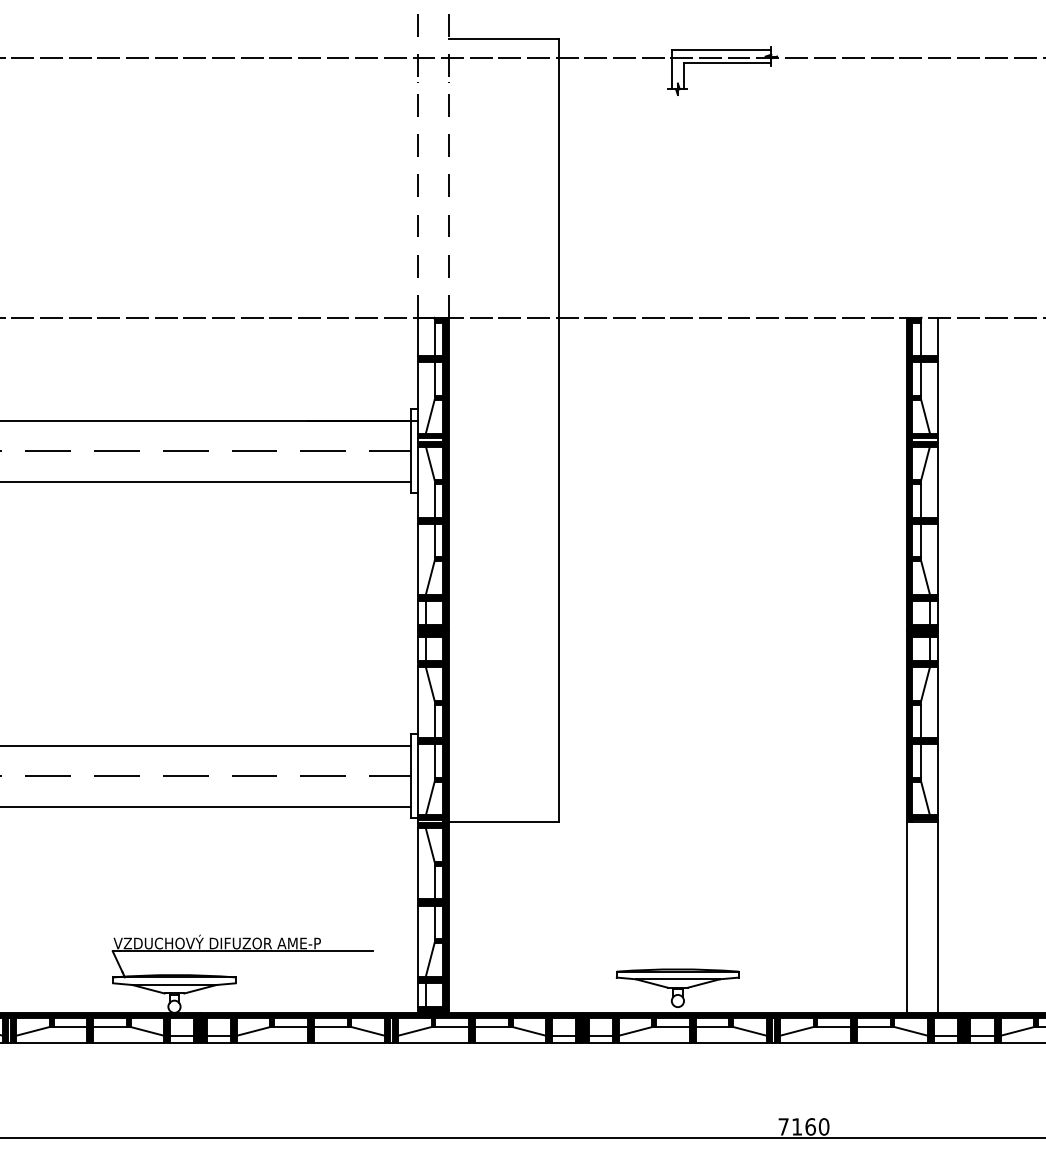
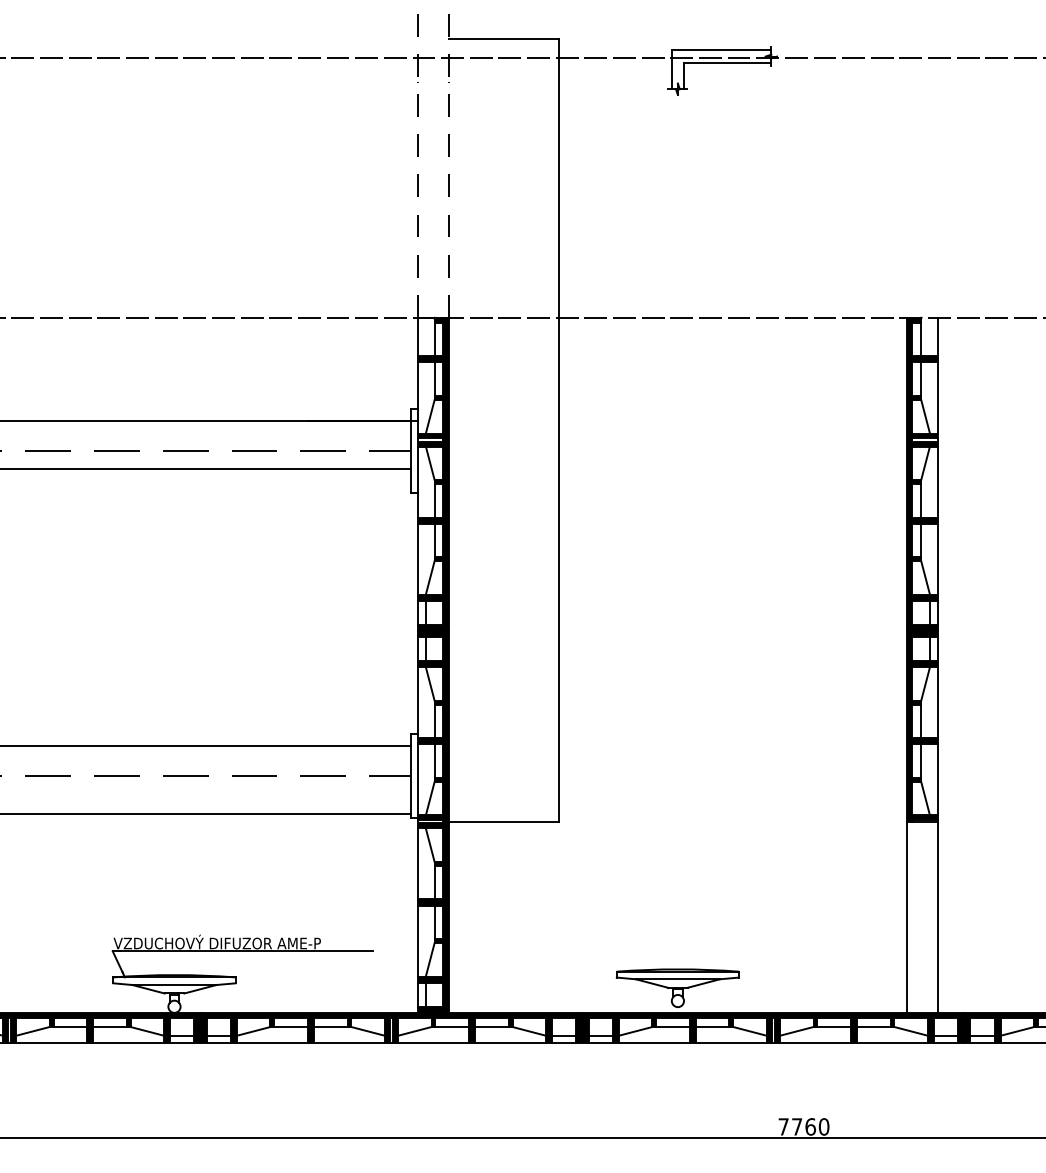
line position: (206, 482) -> (206, 469) (206, 469)
line position: (206, 806) -> (206, 813) (206, 813)
text: 7160 -> 7760 (797, 1126)
